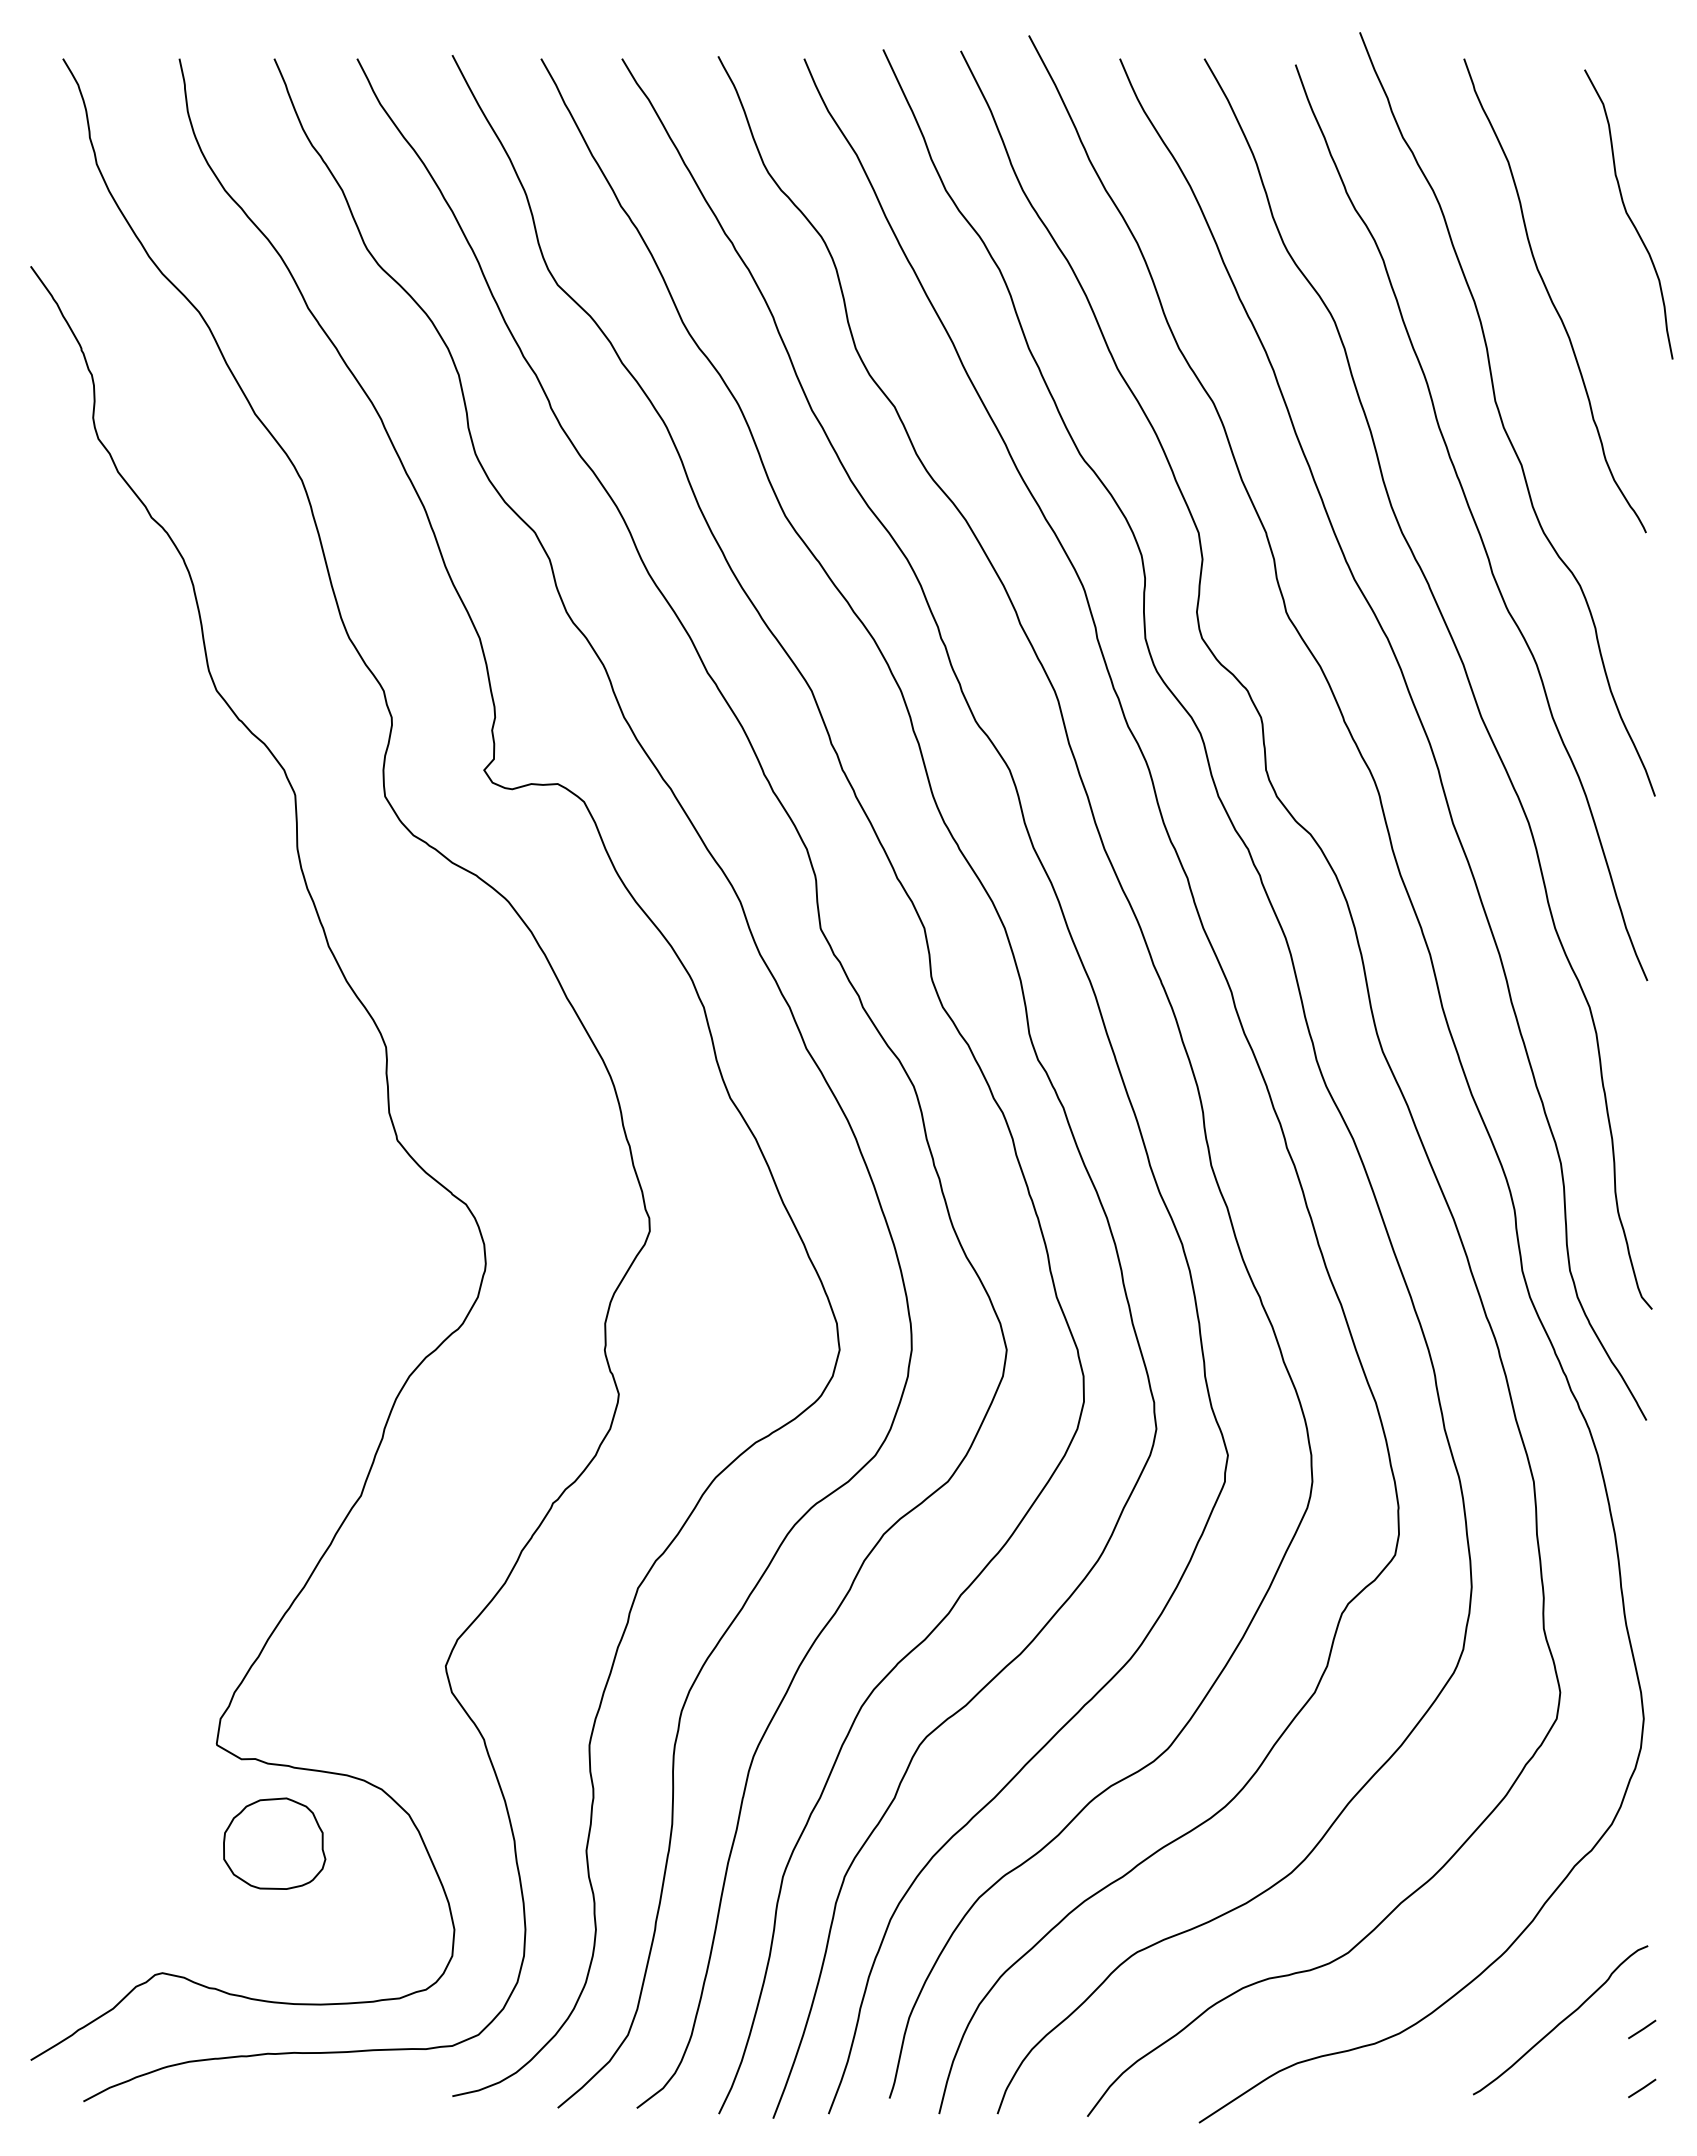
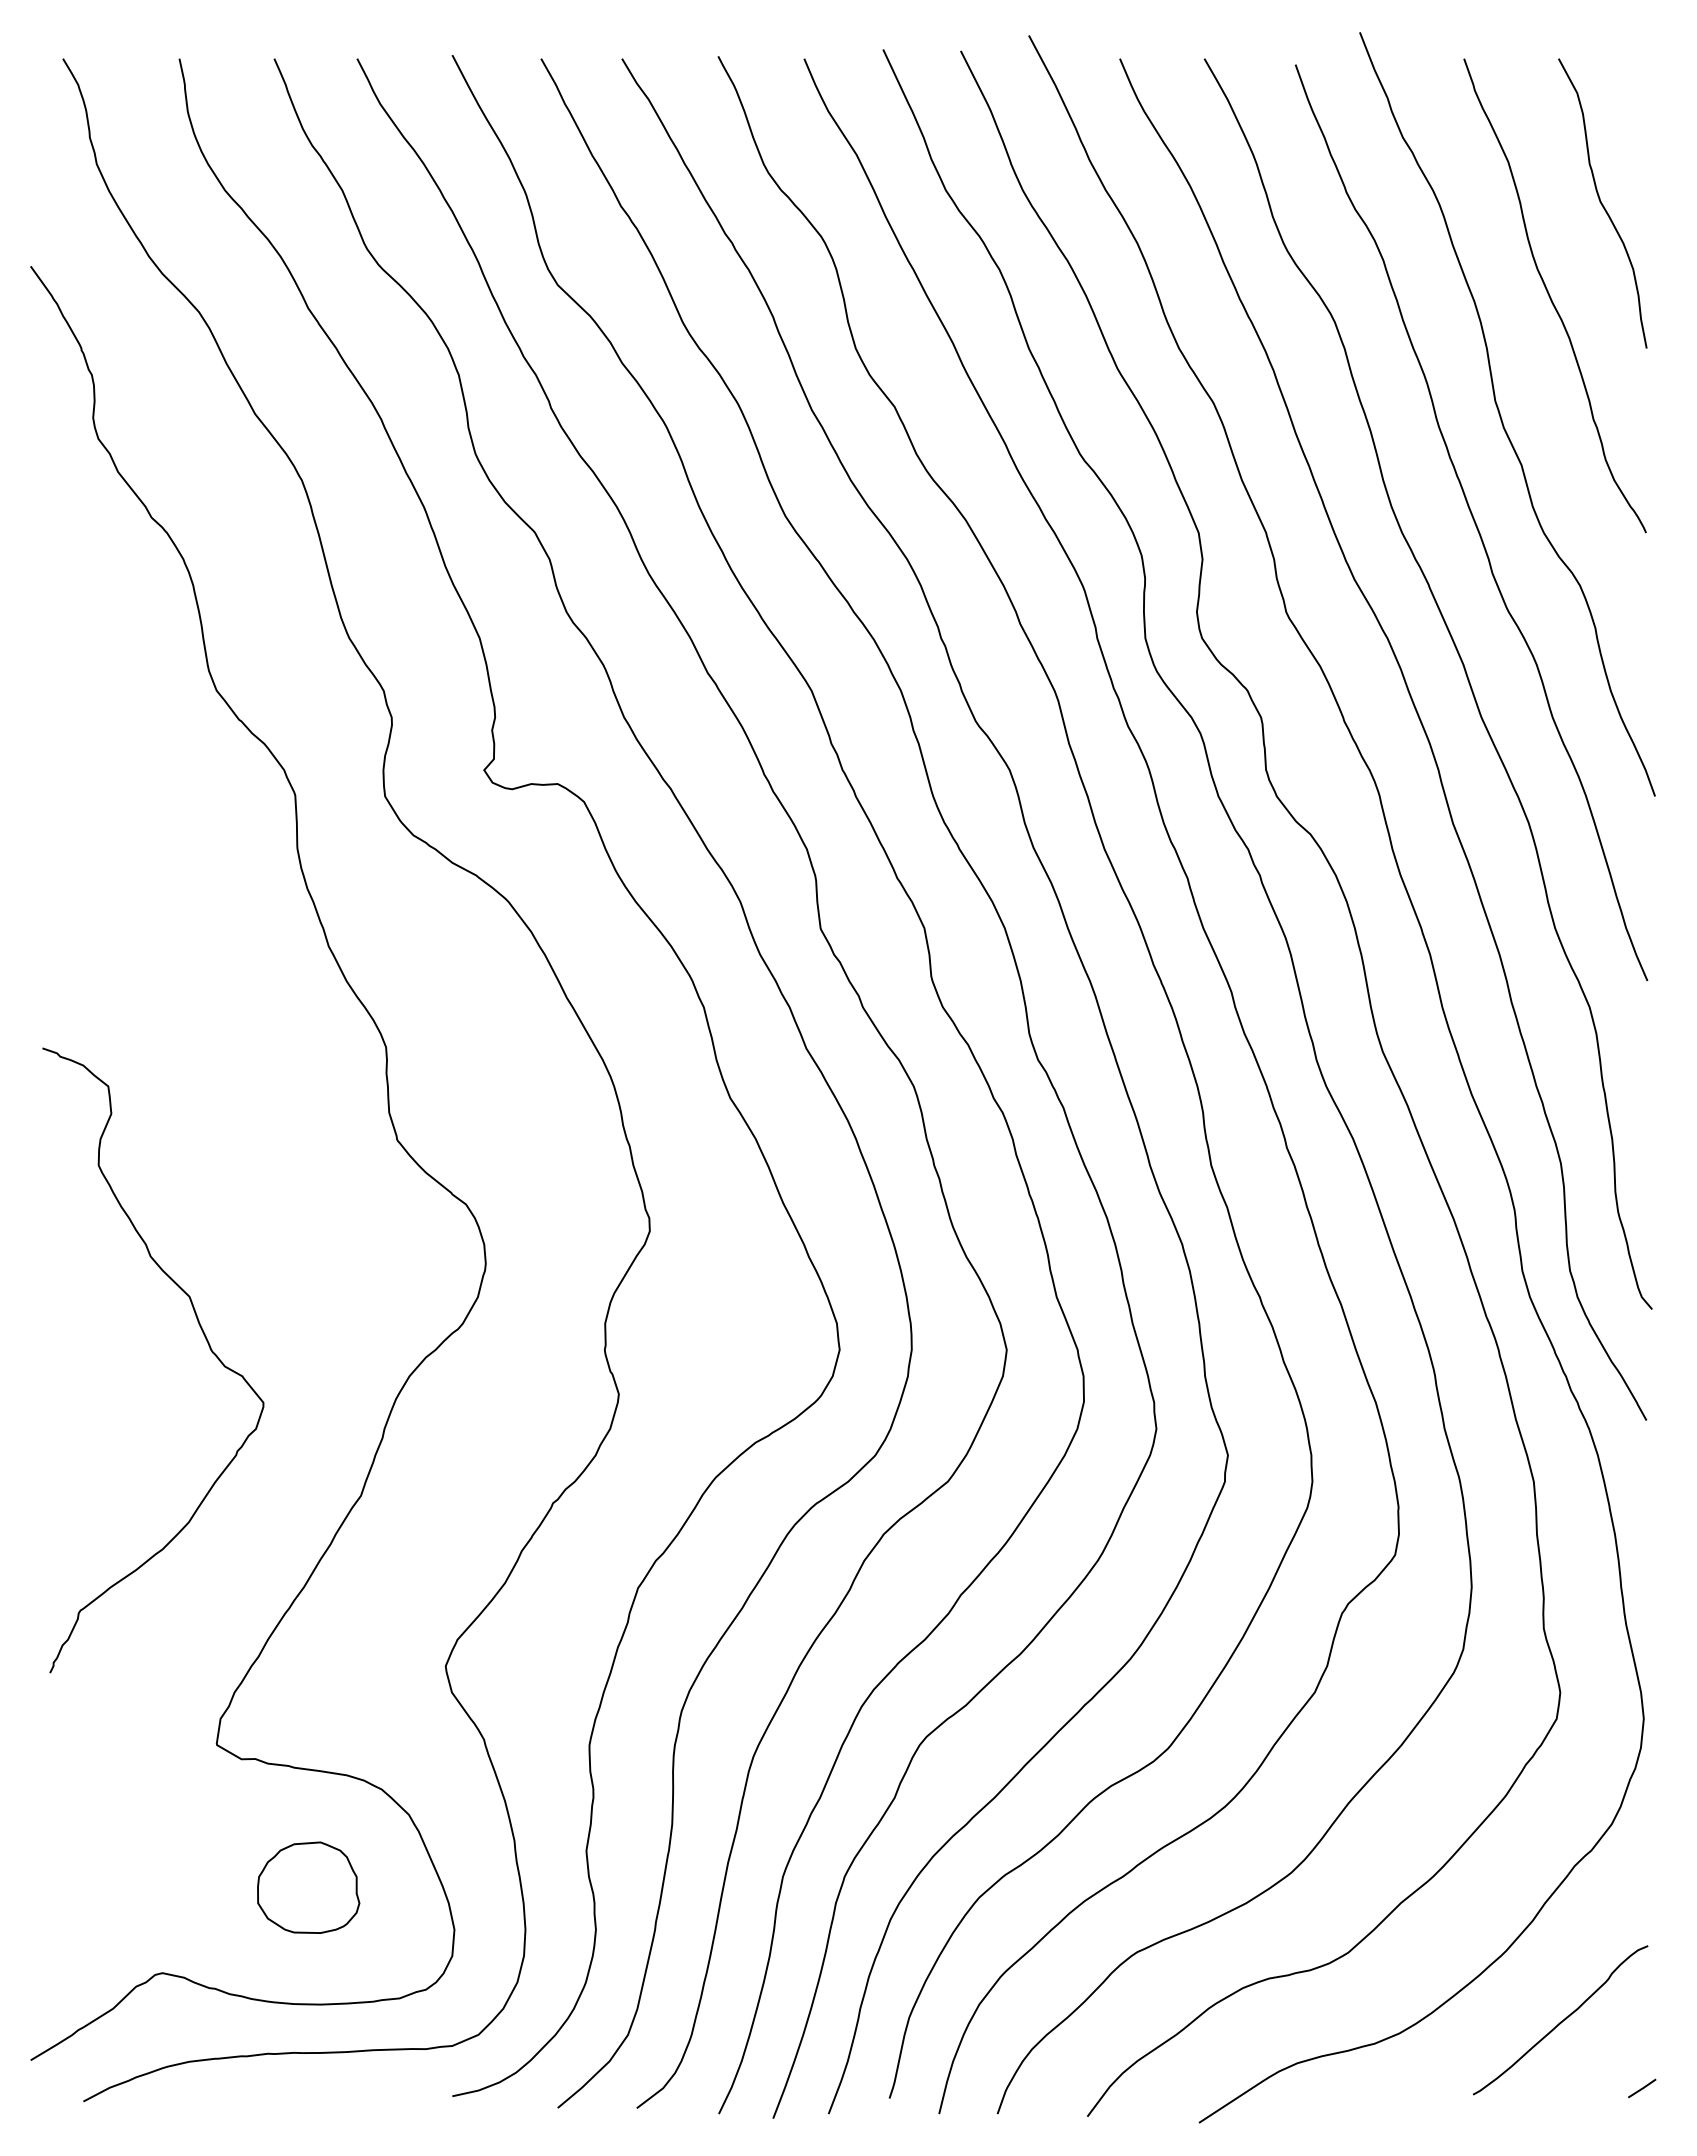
curve position: (1628, 214) -> (1602, 203) (1602, 203)
curve: none -> present (203, 1335)
part position: (274, 1843) -> (308, 1887) (308, 1887)
line: present -> none (1642, 2029)
